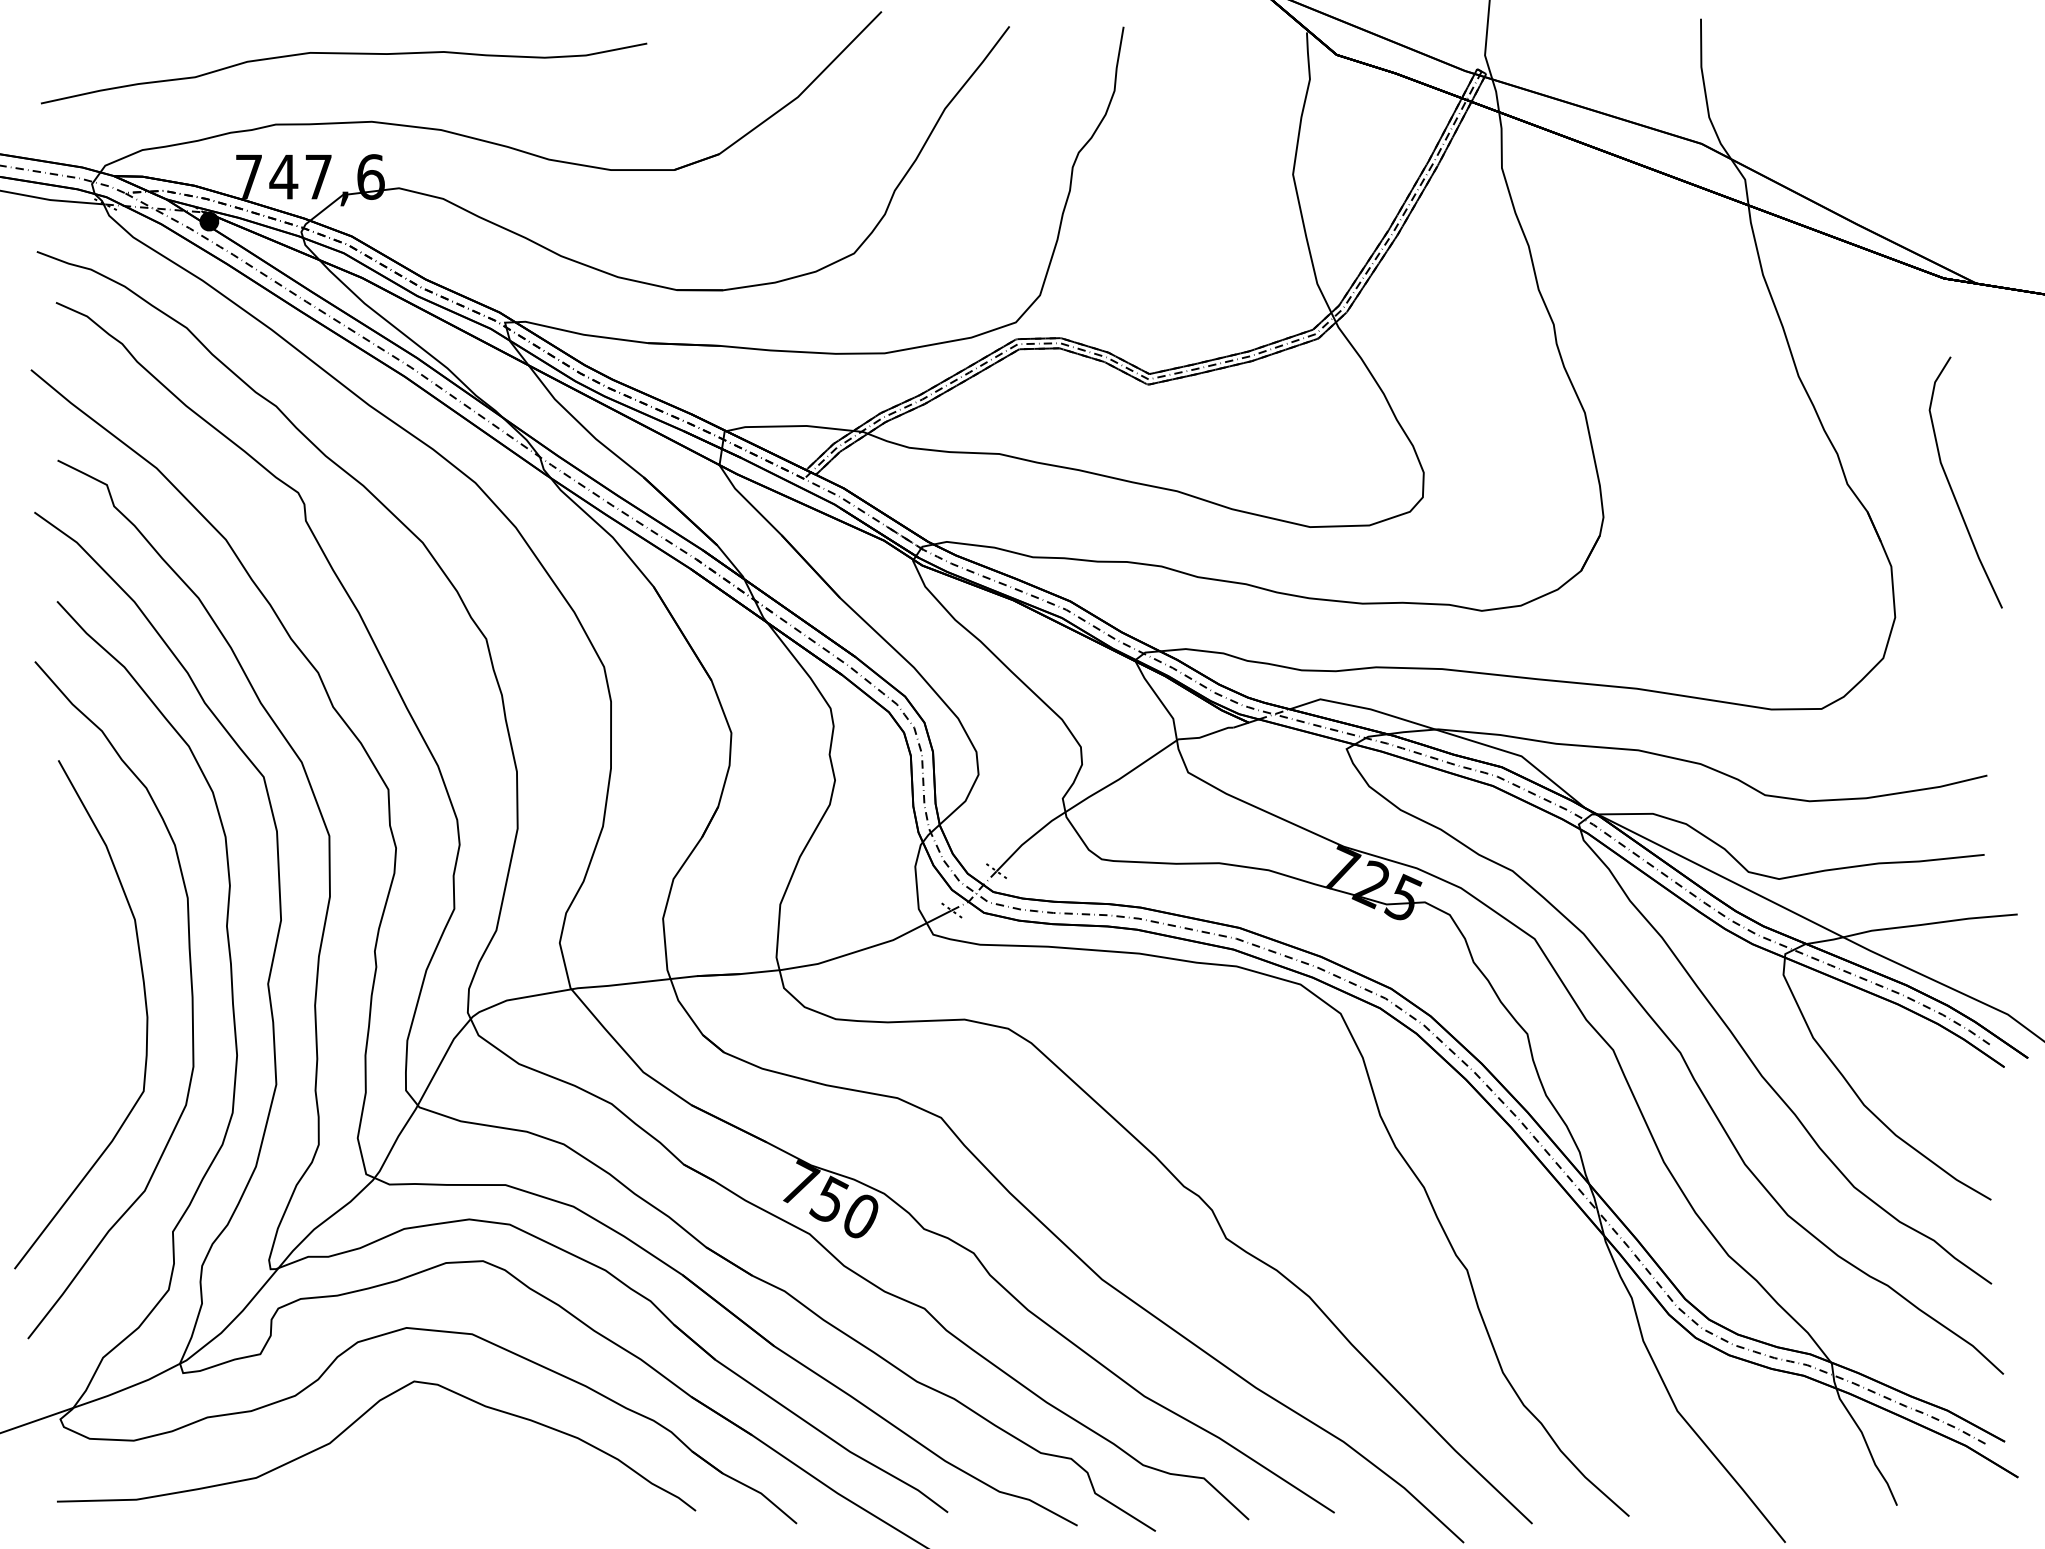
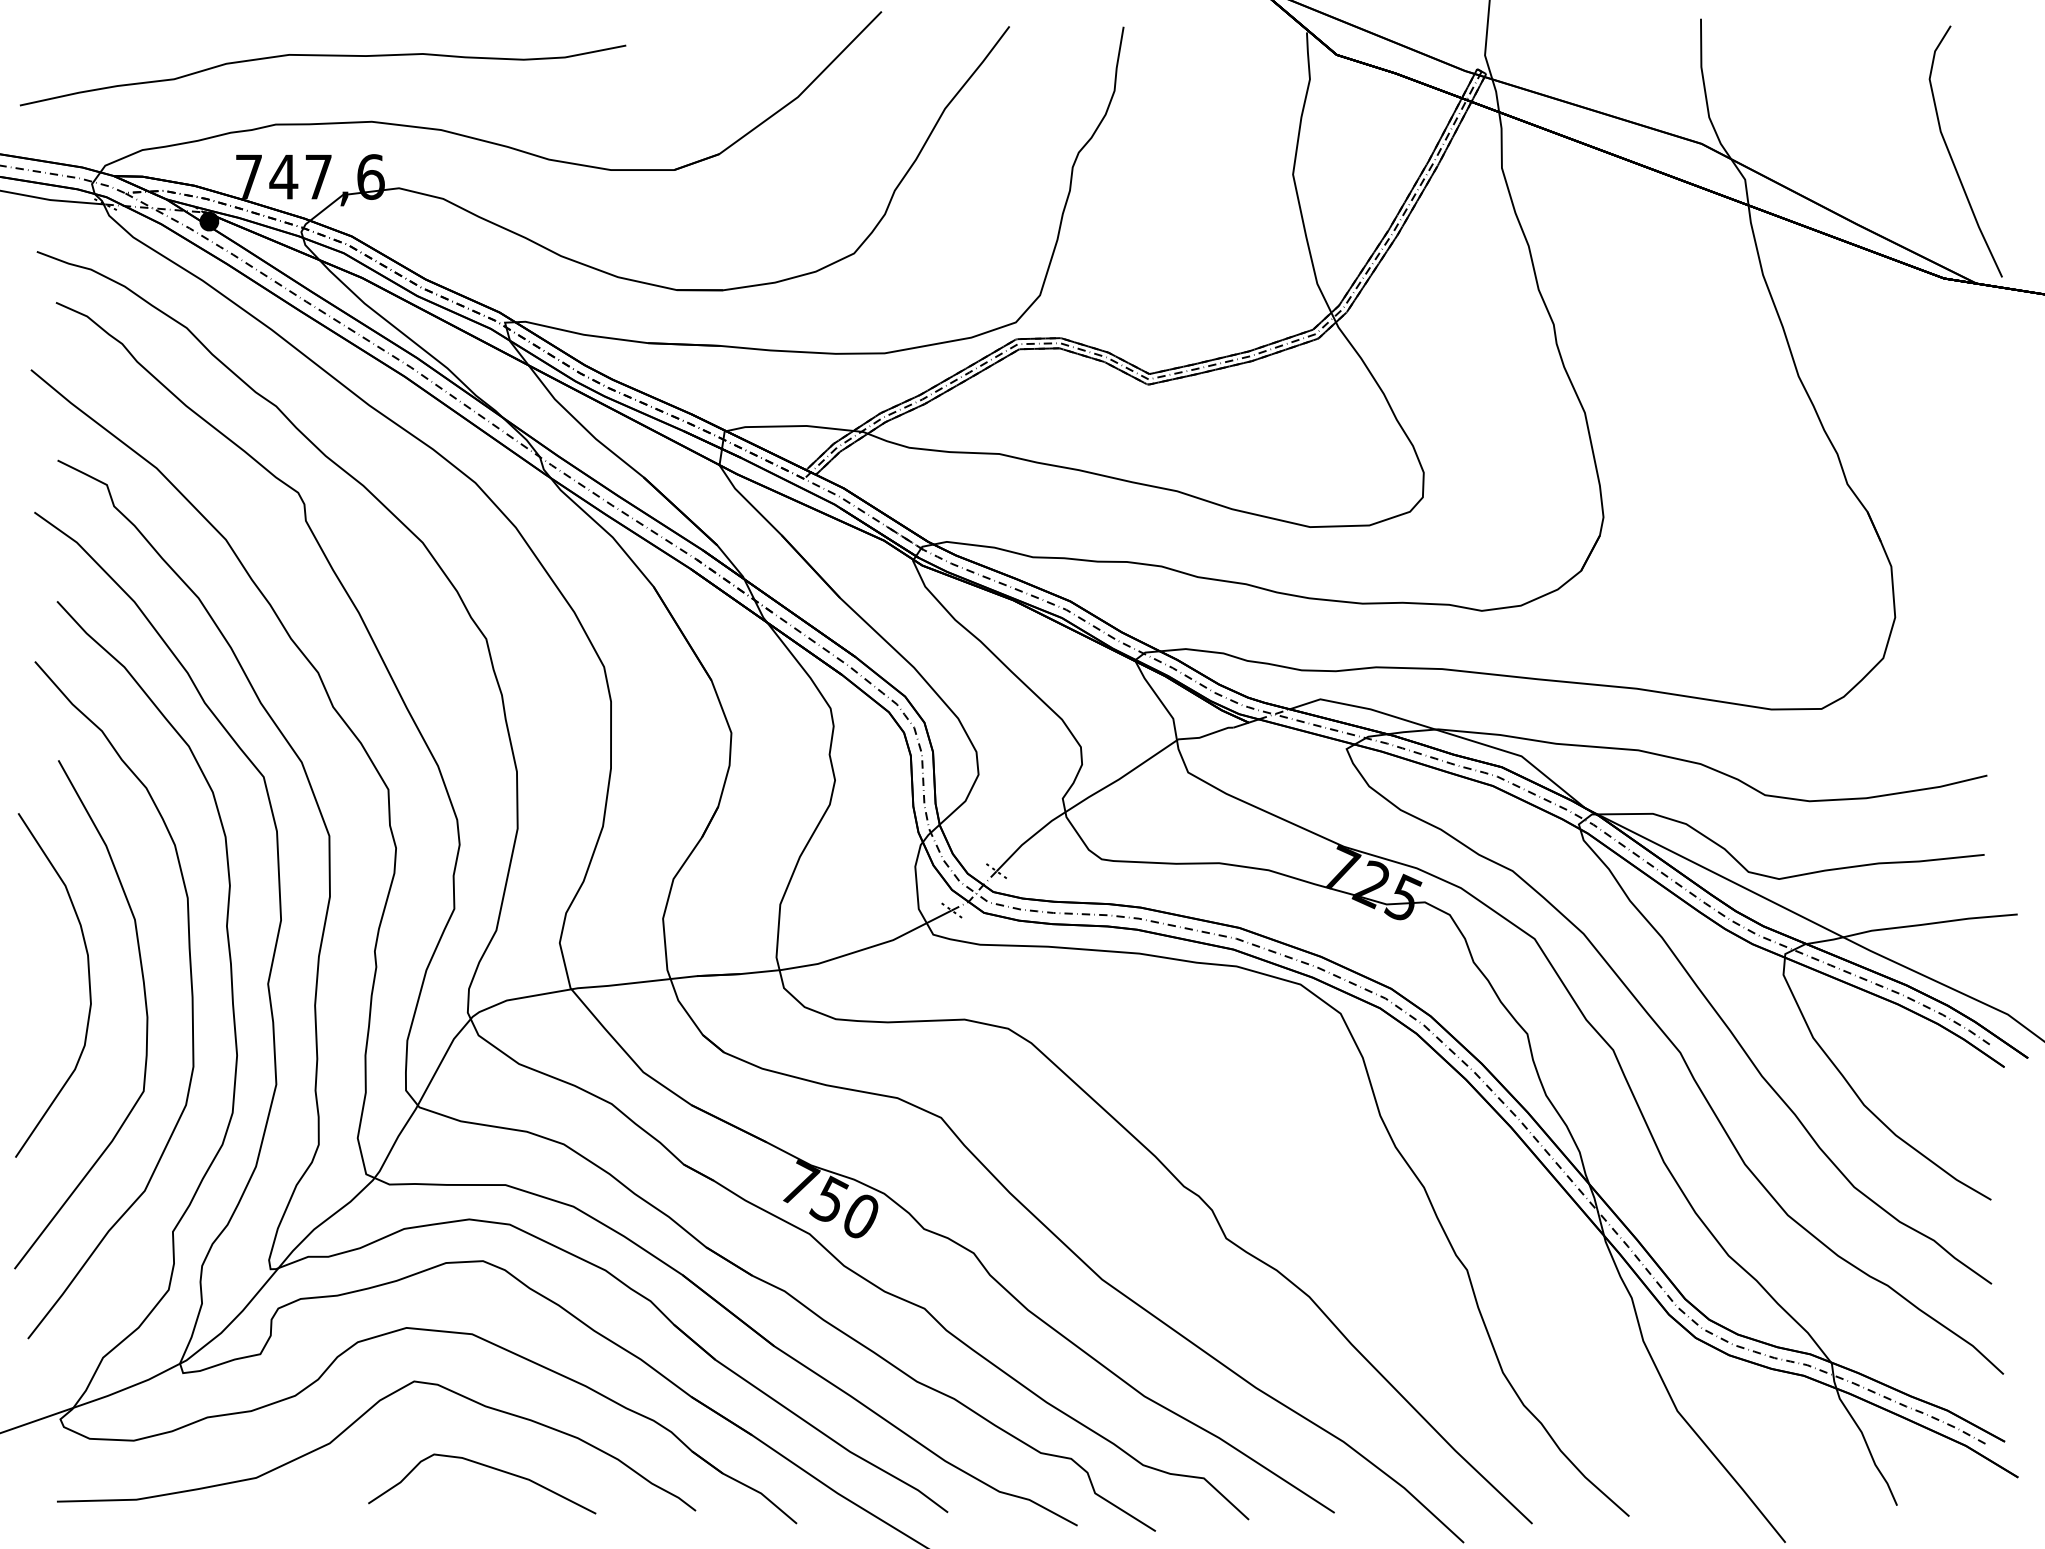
curve position: (344, 54) -> (323, 56) (323, 56)
curve position: (1952, 488) -> (1952, 157) (1952, 157)
curve: none -> present (88, 984)
curve: none -> present (487, 1467)
